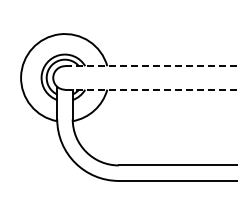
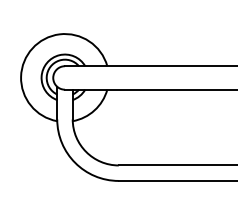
line: dashed -> solid (151, 66)
line: dashed -> solid (151, 89)
